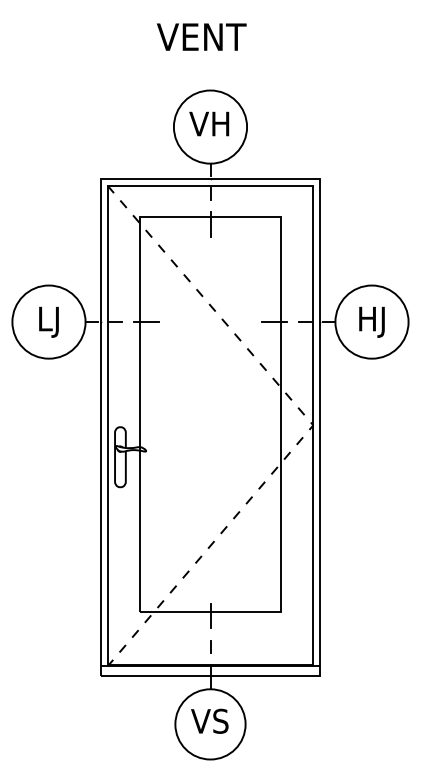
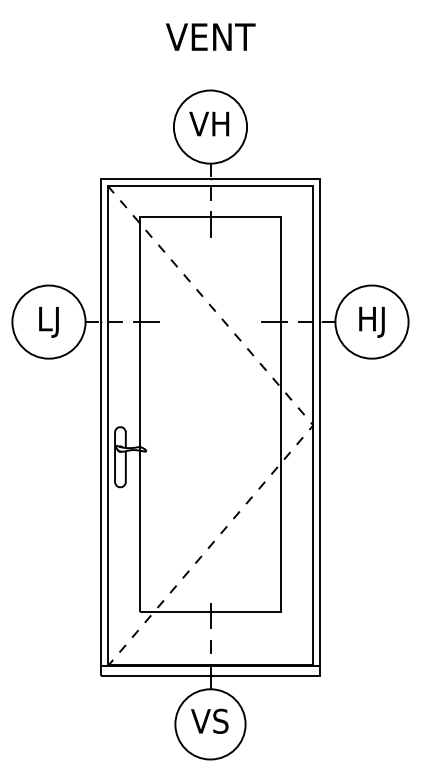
text position: (201, 36) -> (210, 36) (210, 36)
